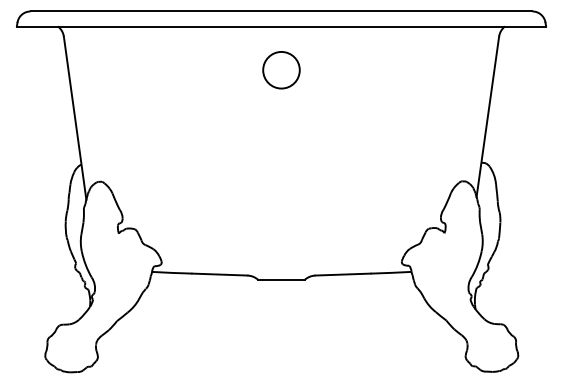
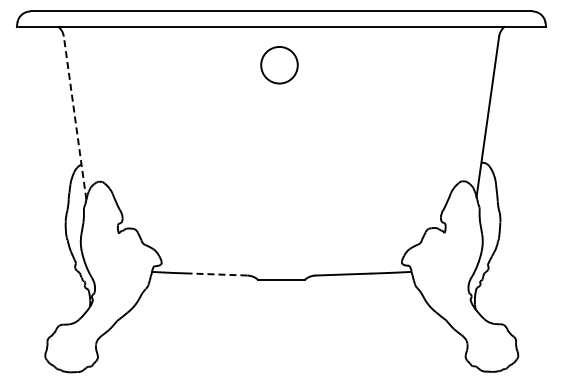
circle position: (281, 70) -> (279, 65) (279, 65)
line: solid -> dashed (75, 117)
line: solid -> dashed (219, 274)
